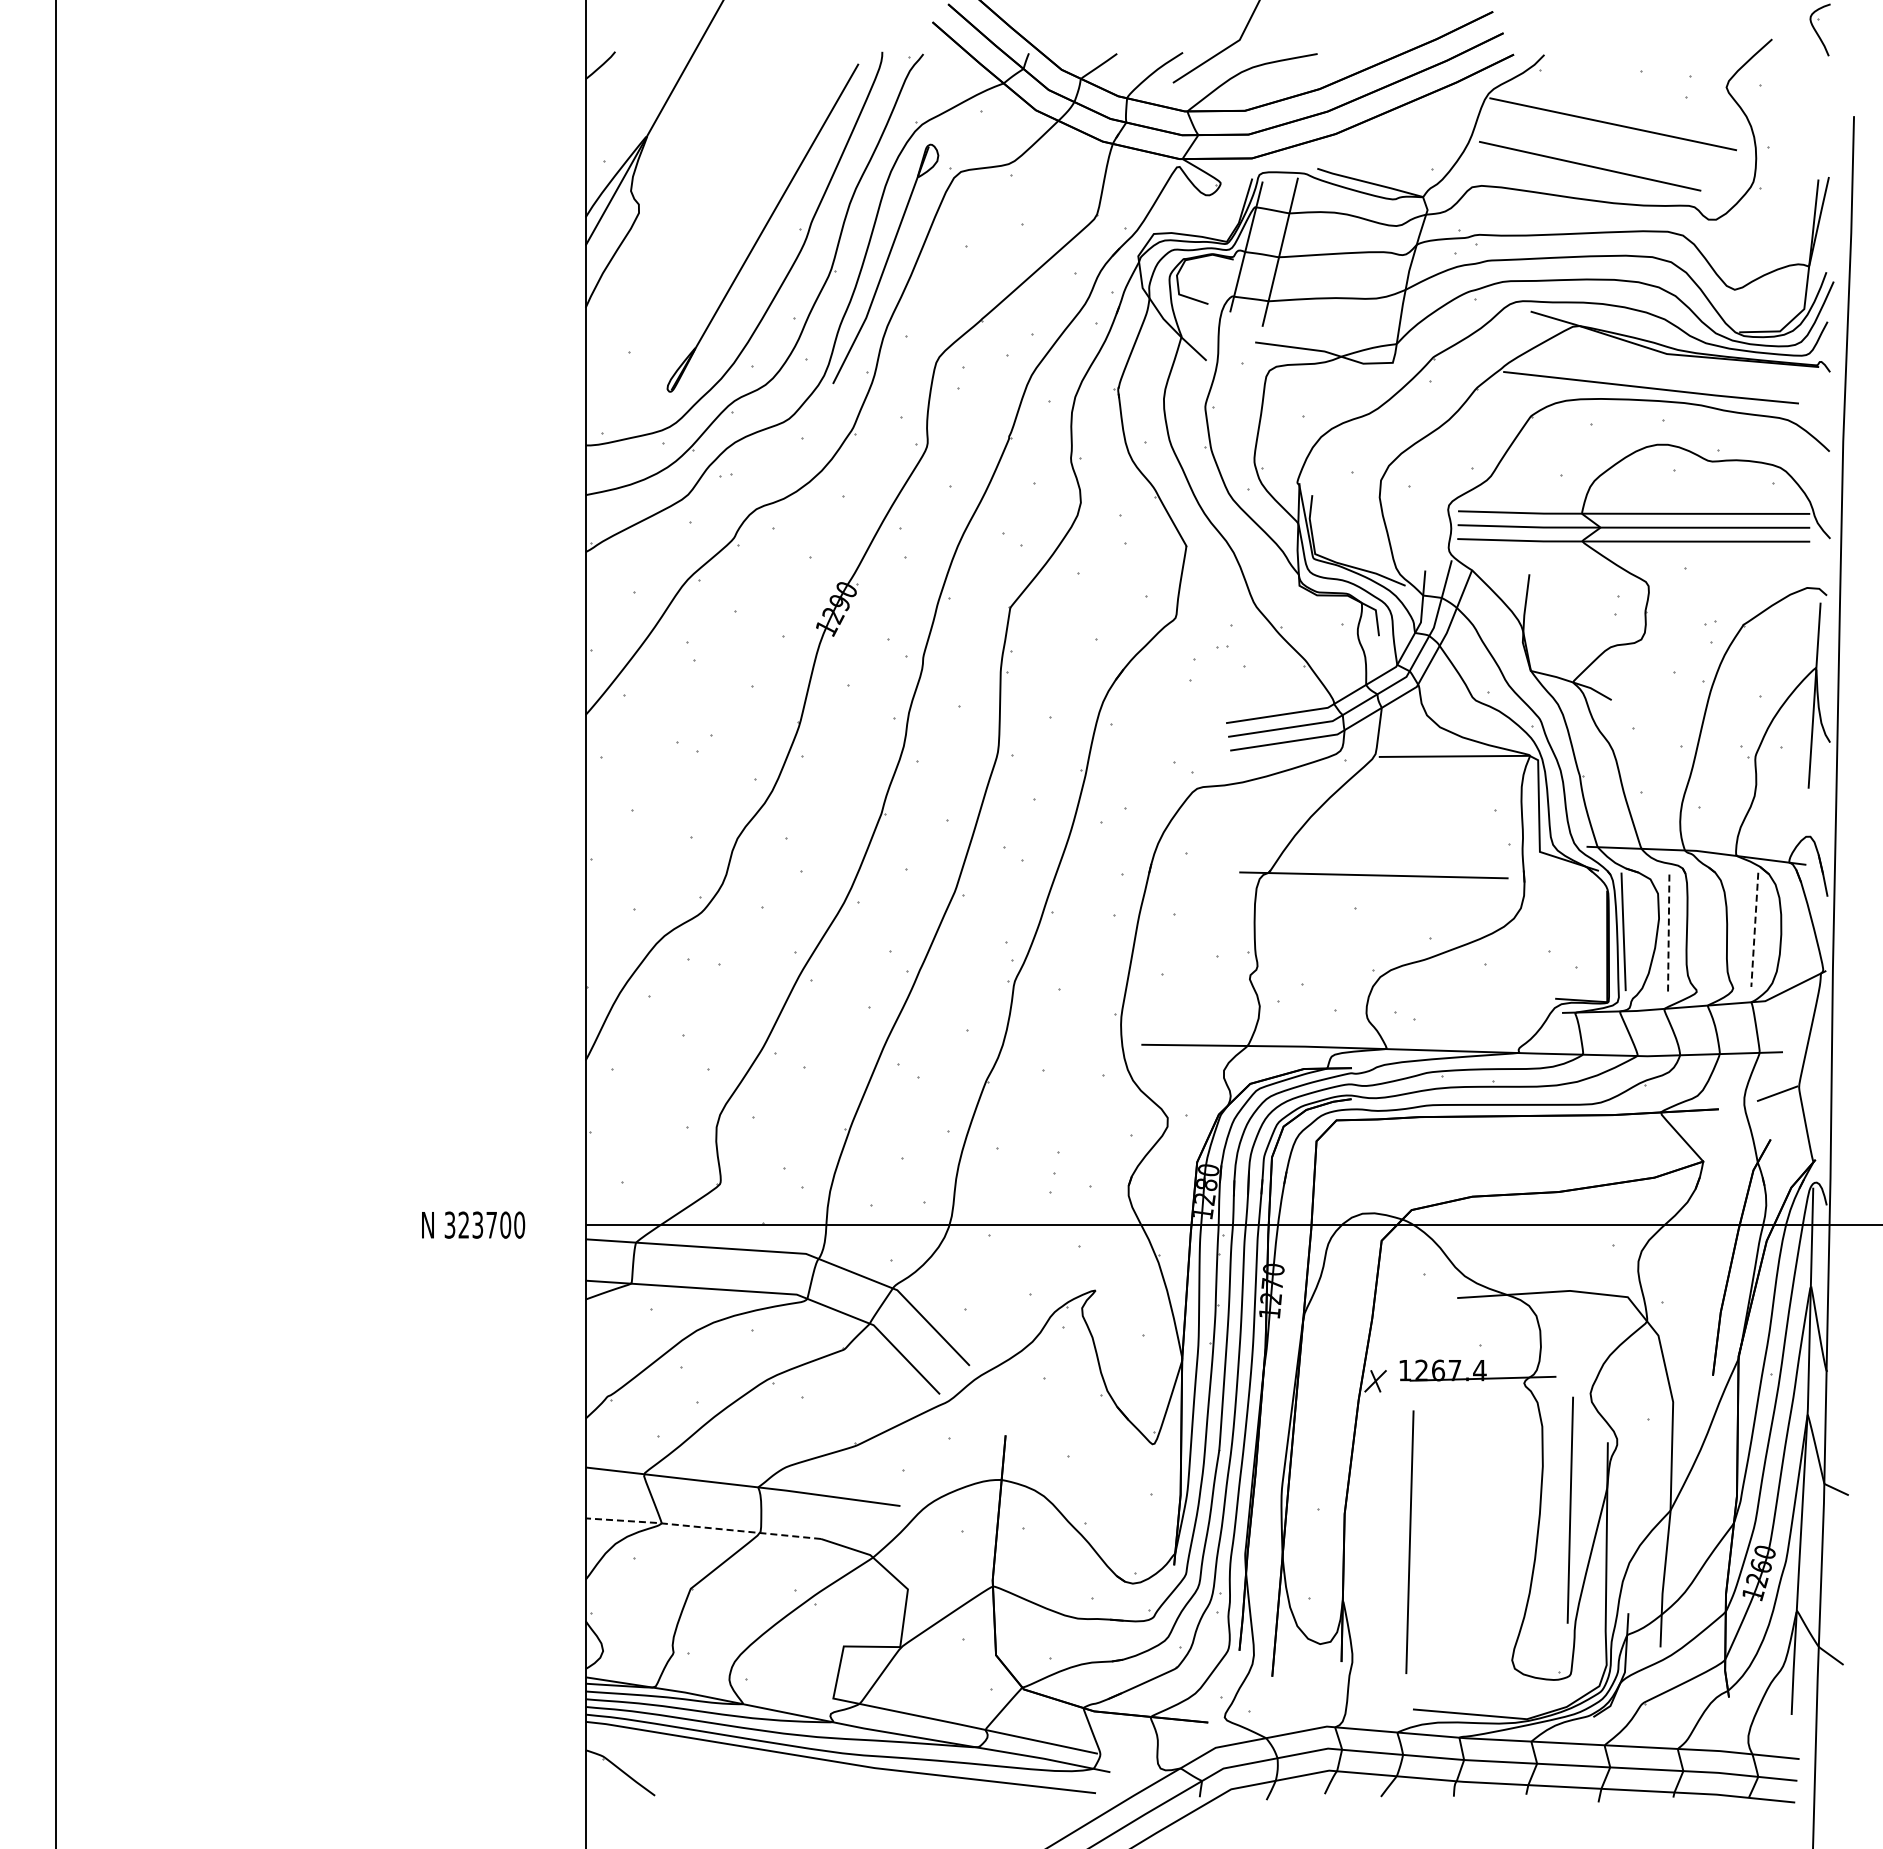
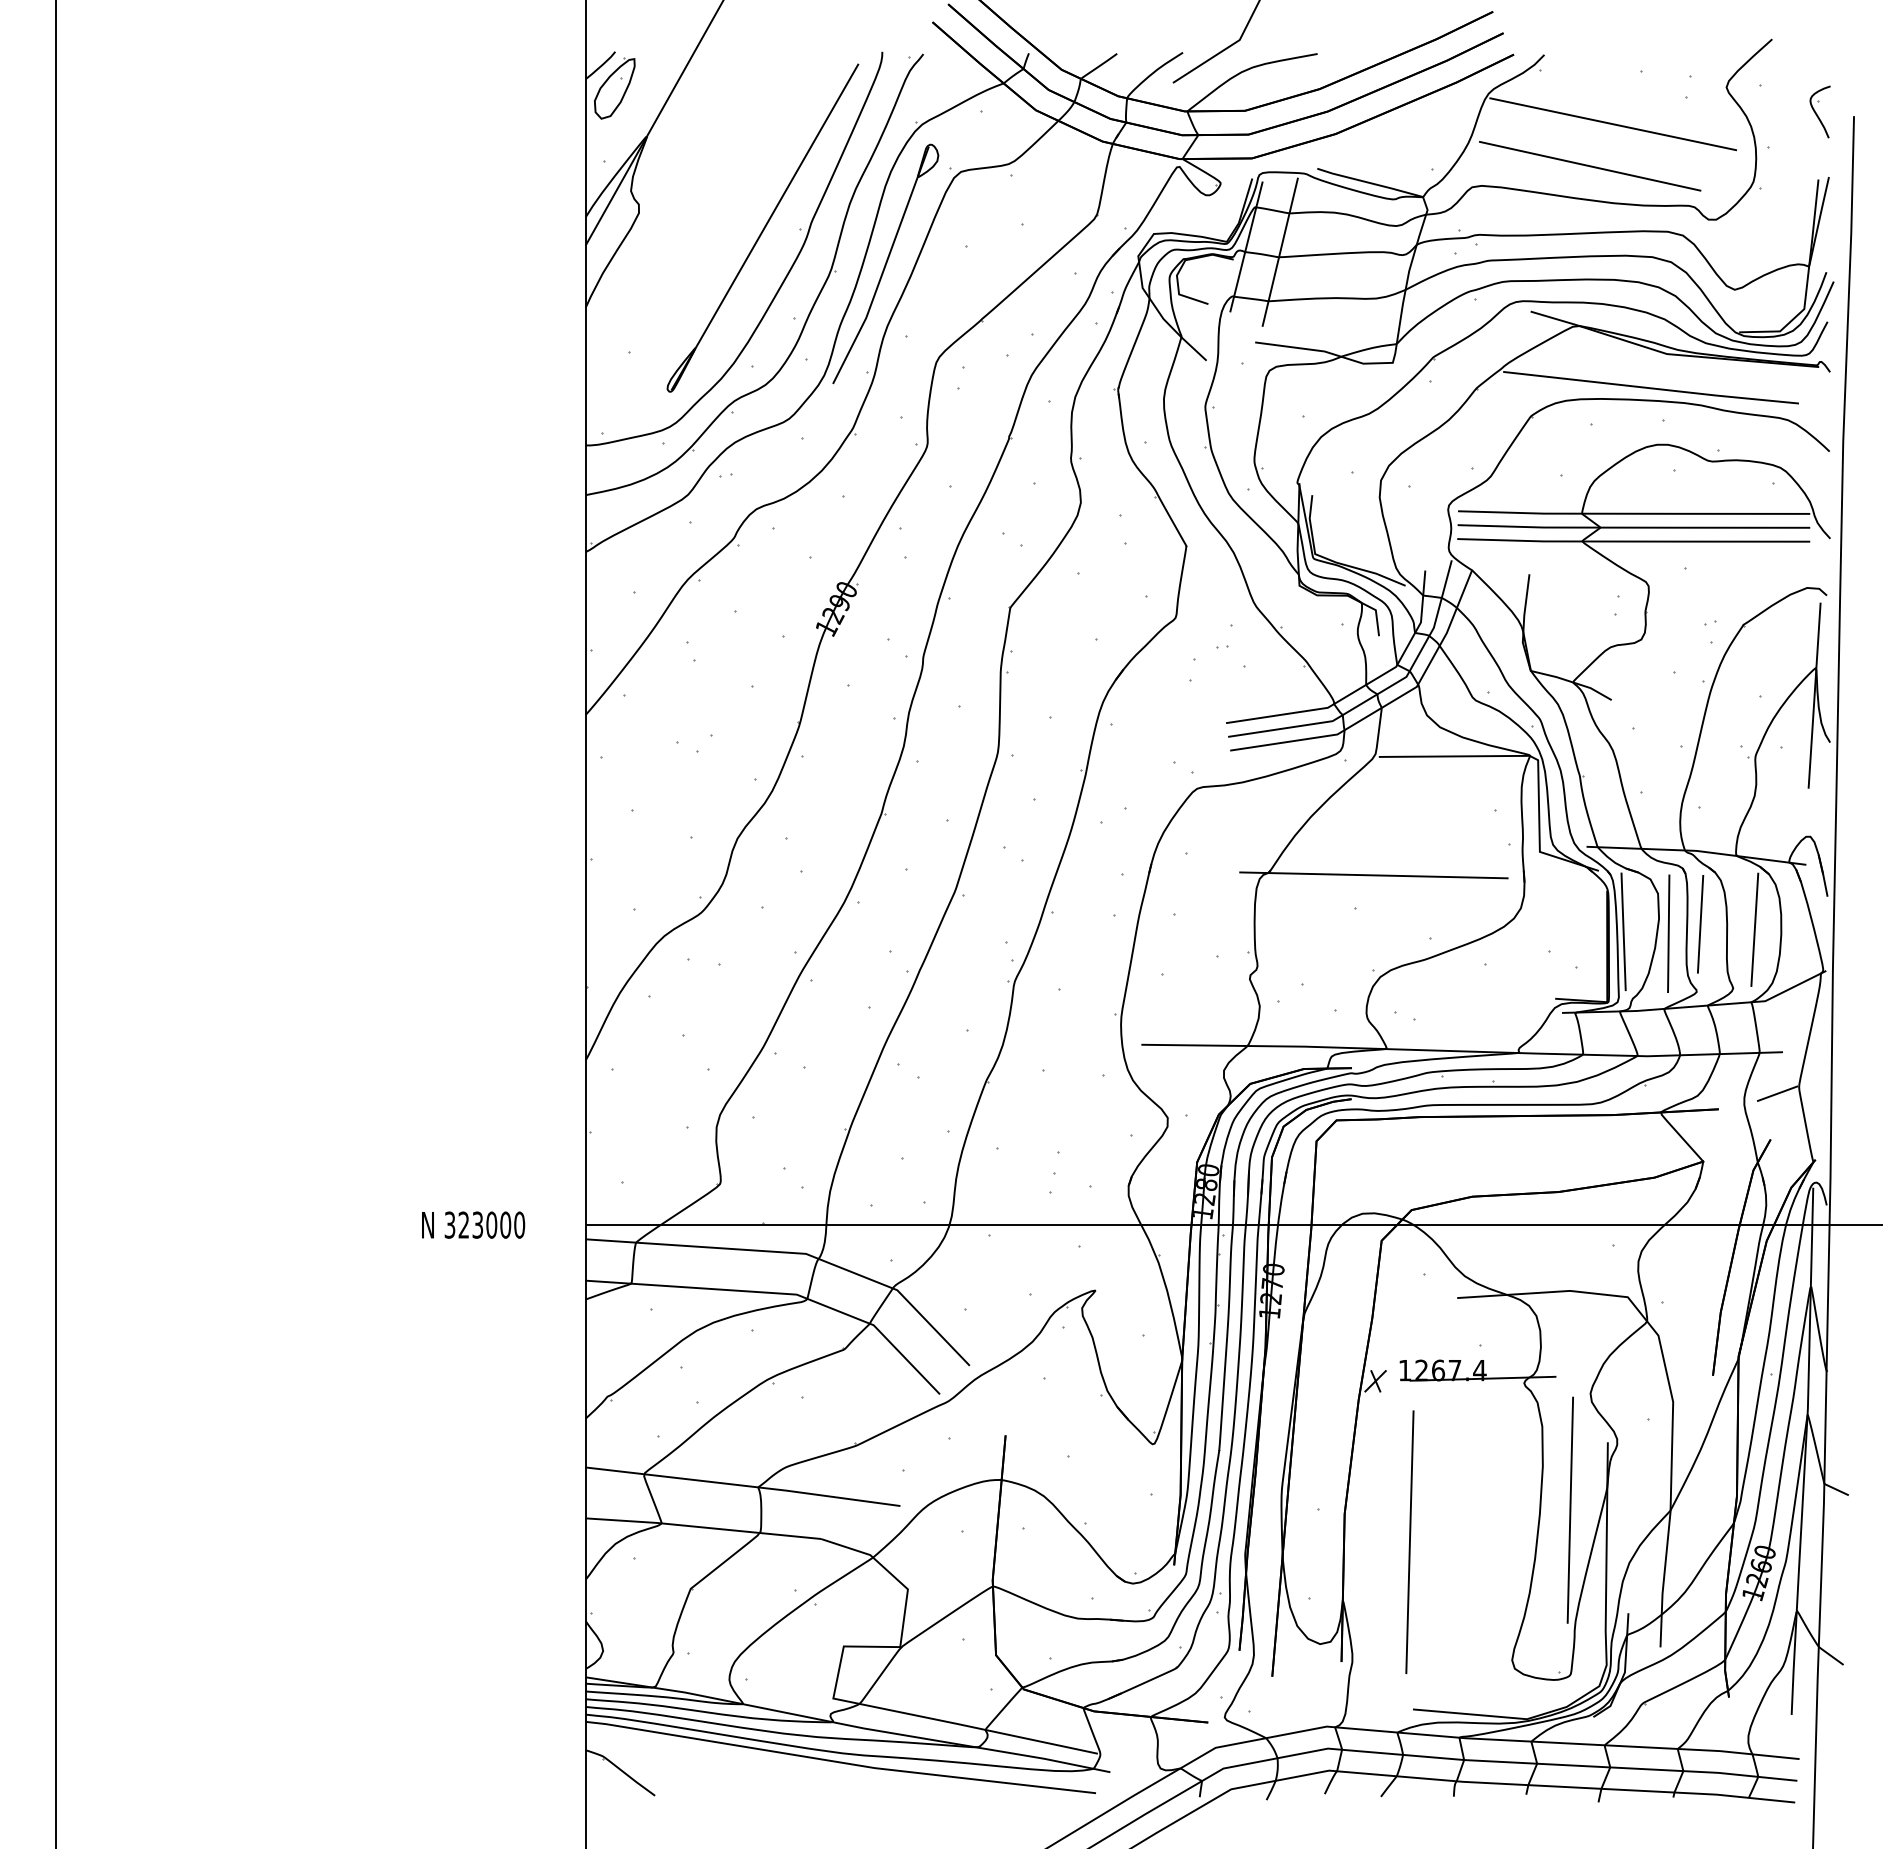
part position: (1819, 29) -> (1819, 111) (1819, 111)
part: none -> present (614, 88)
line: none -> present (1700, 924)
line: dashed -> solid (1754, 930)
line: dashed -> solid (1668, 934)
text: 323700 -> 323000 (491, 1224)
line: dashed -> solid (702, 1527)
